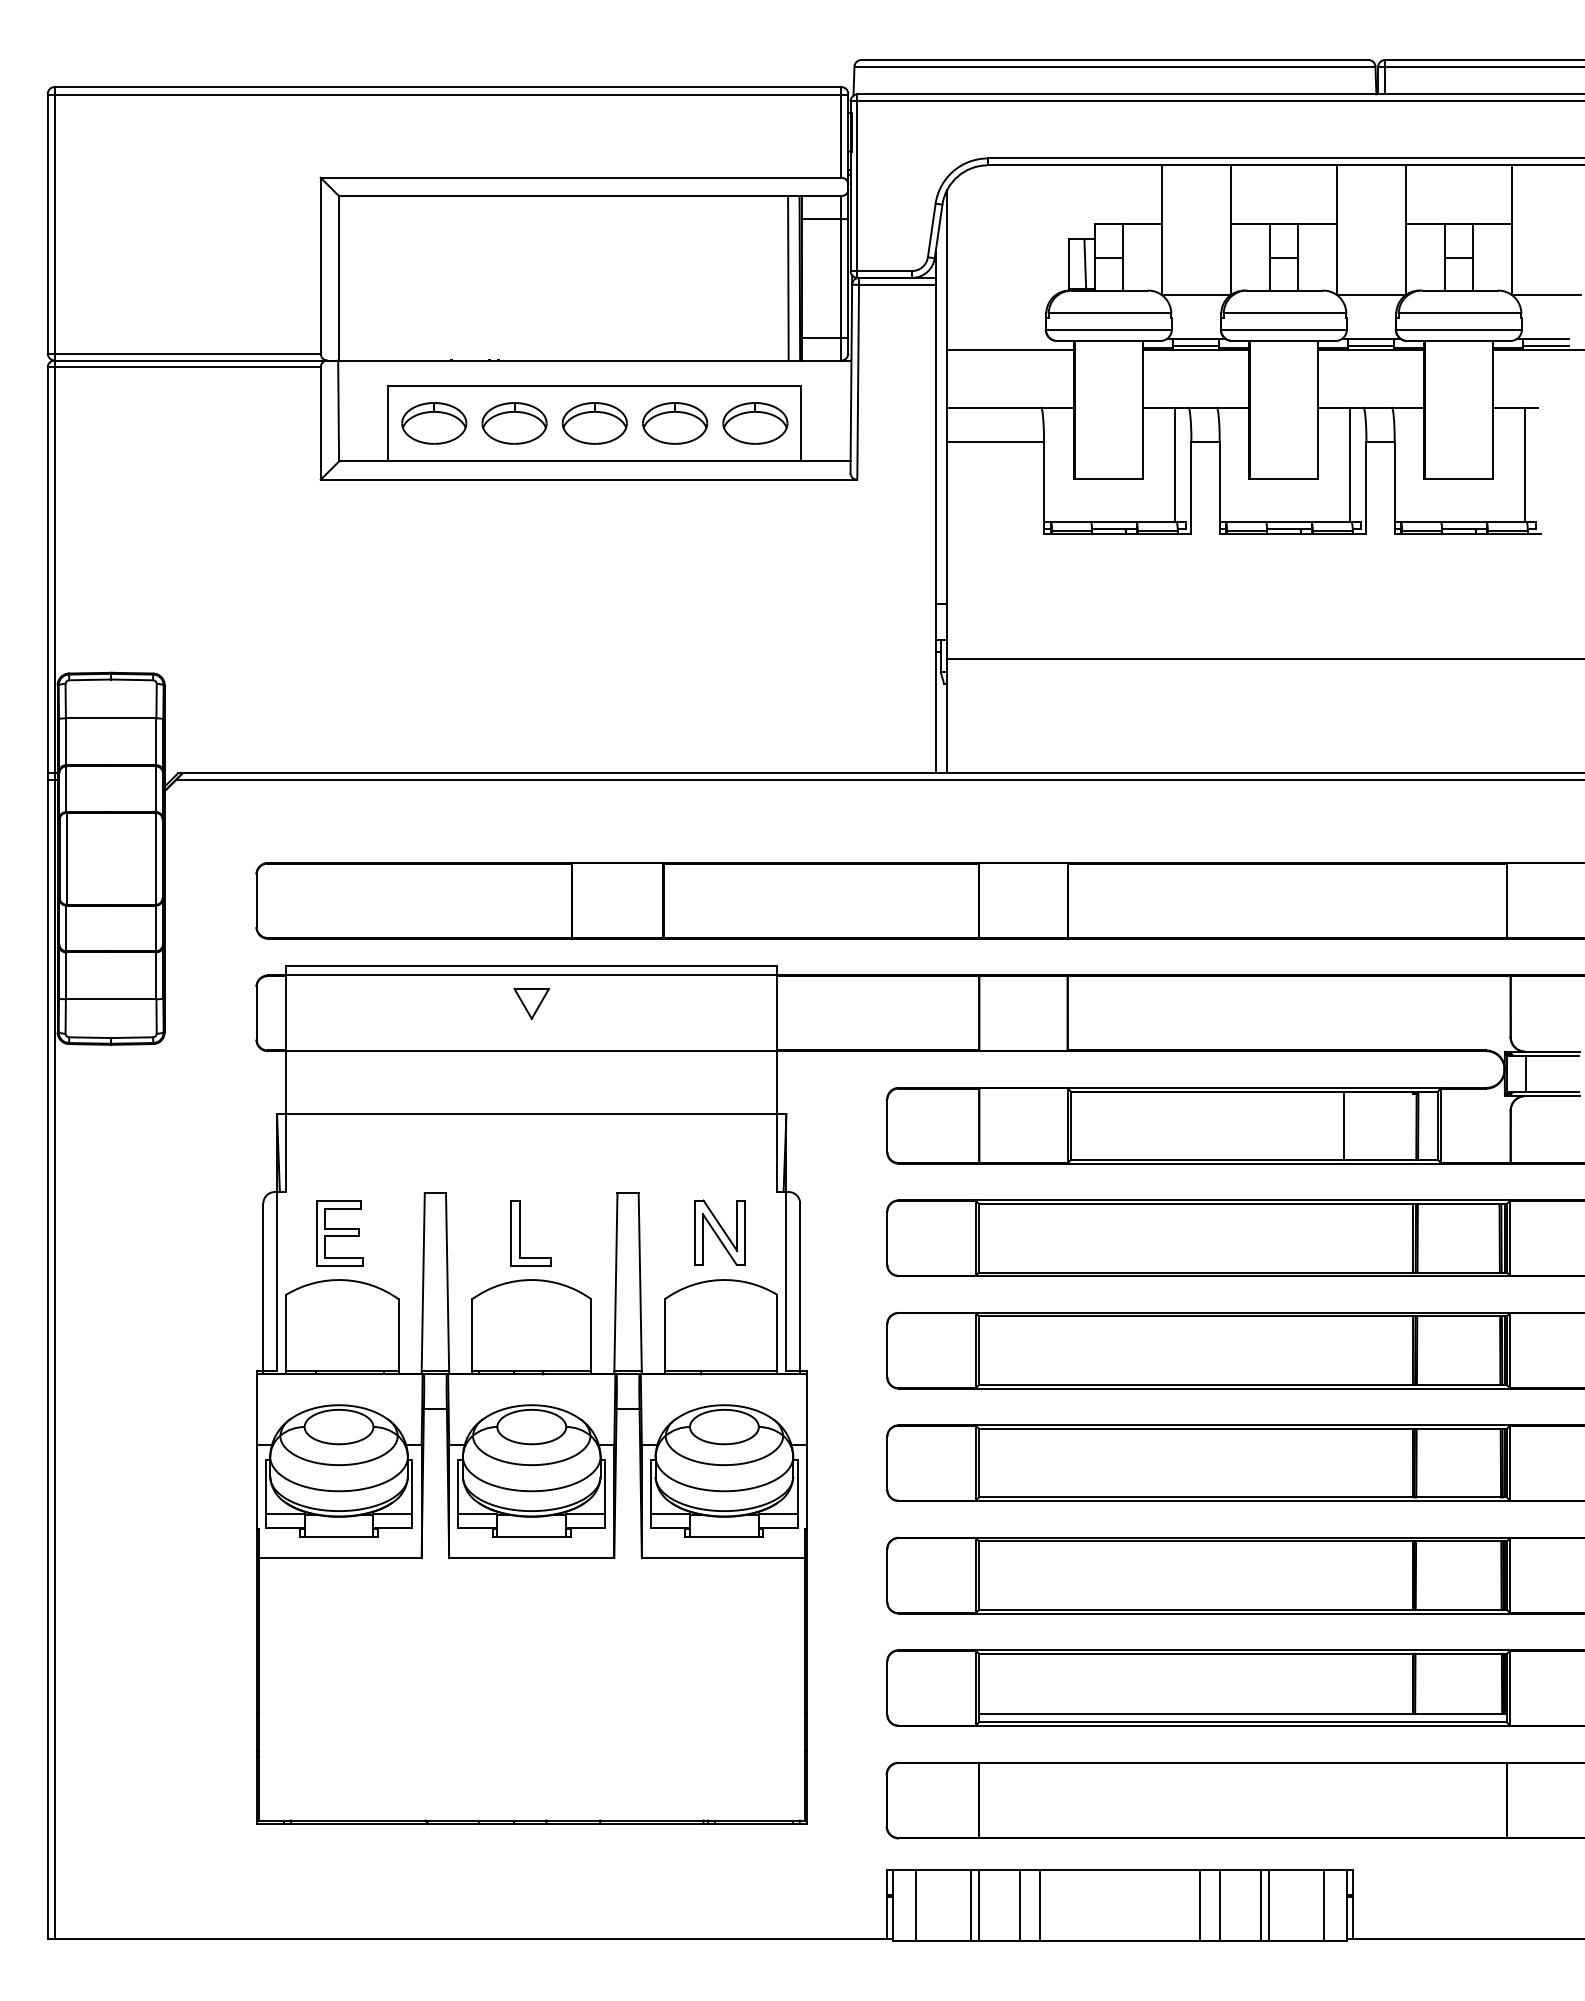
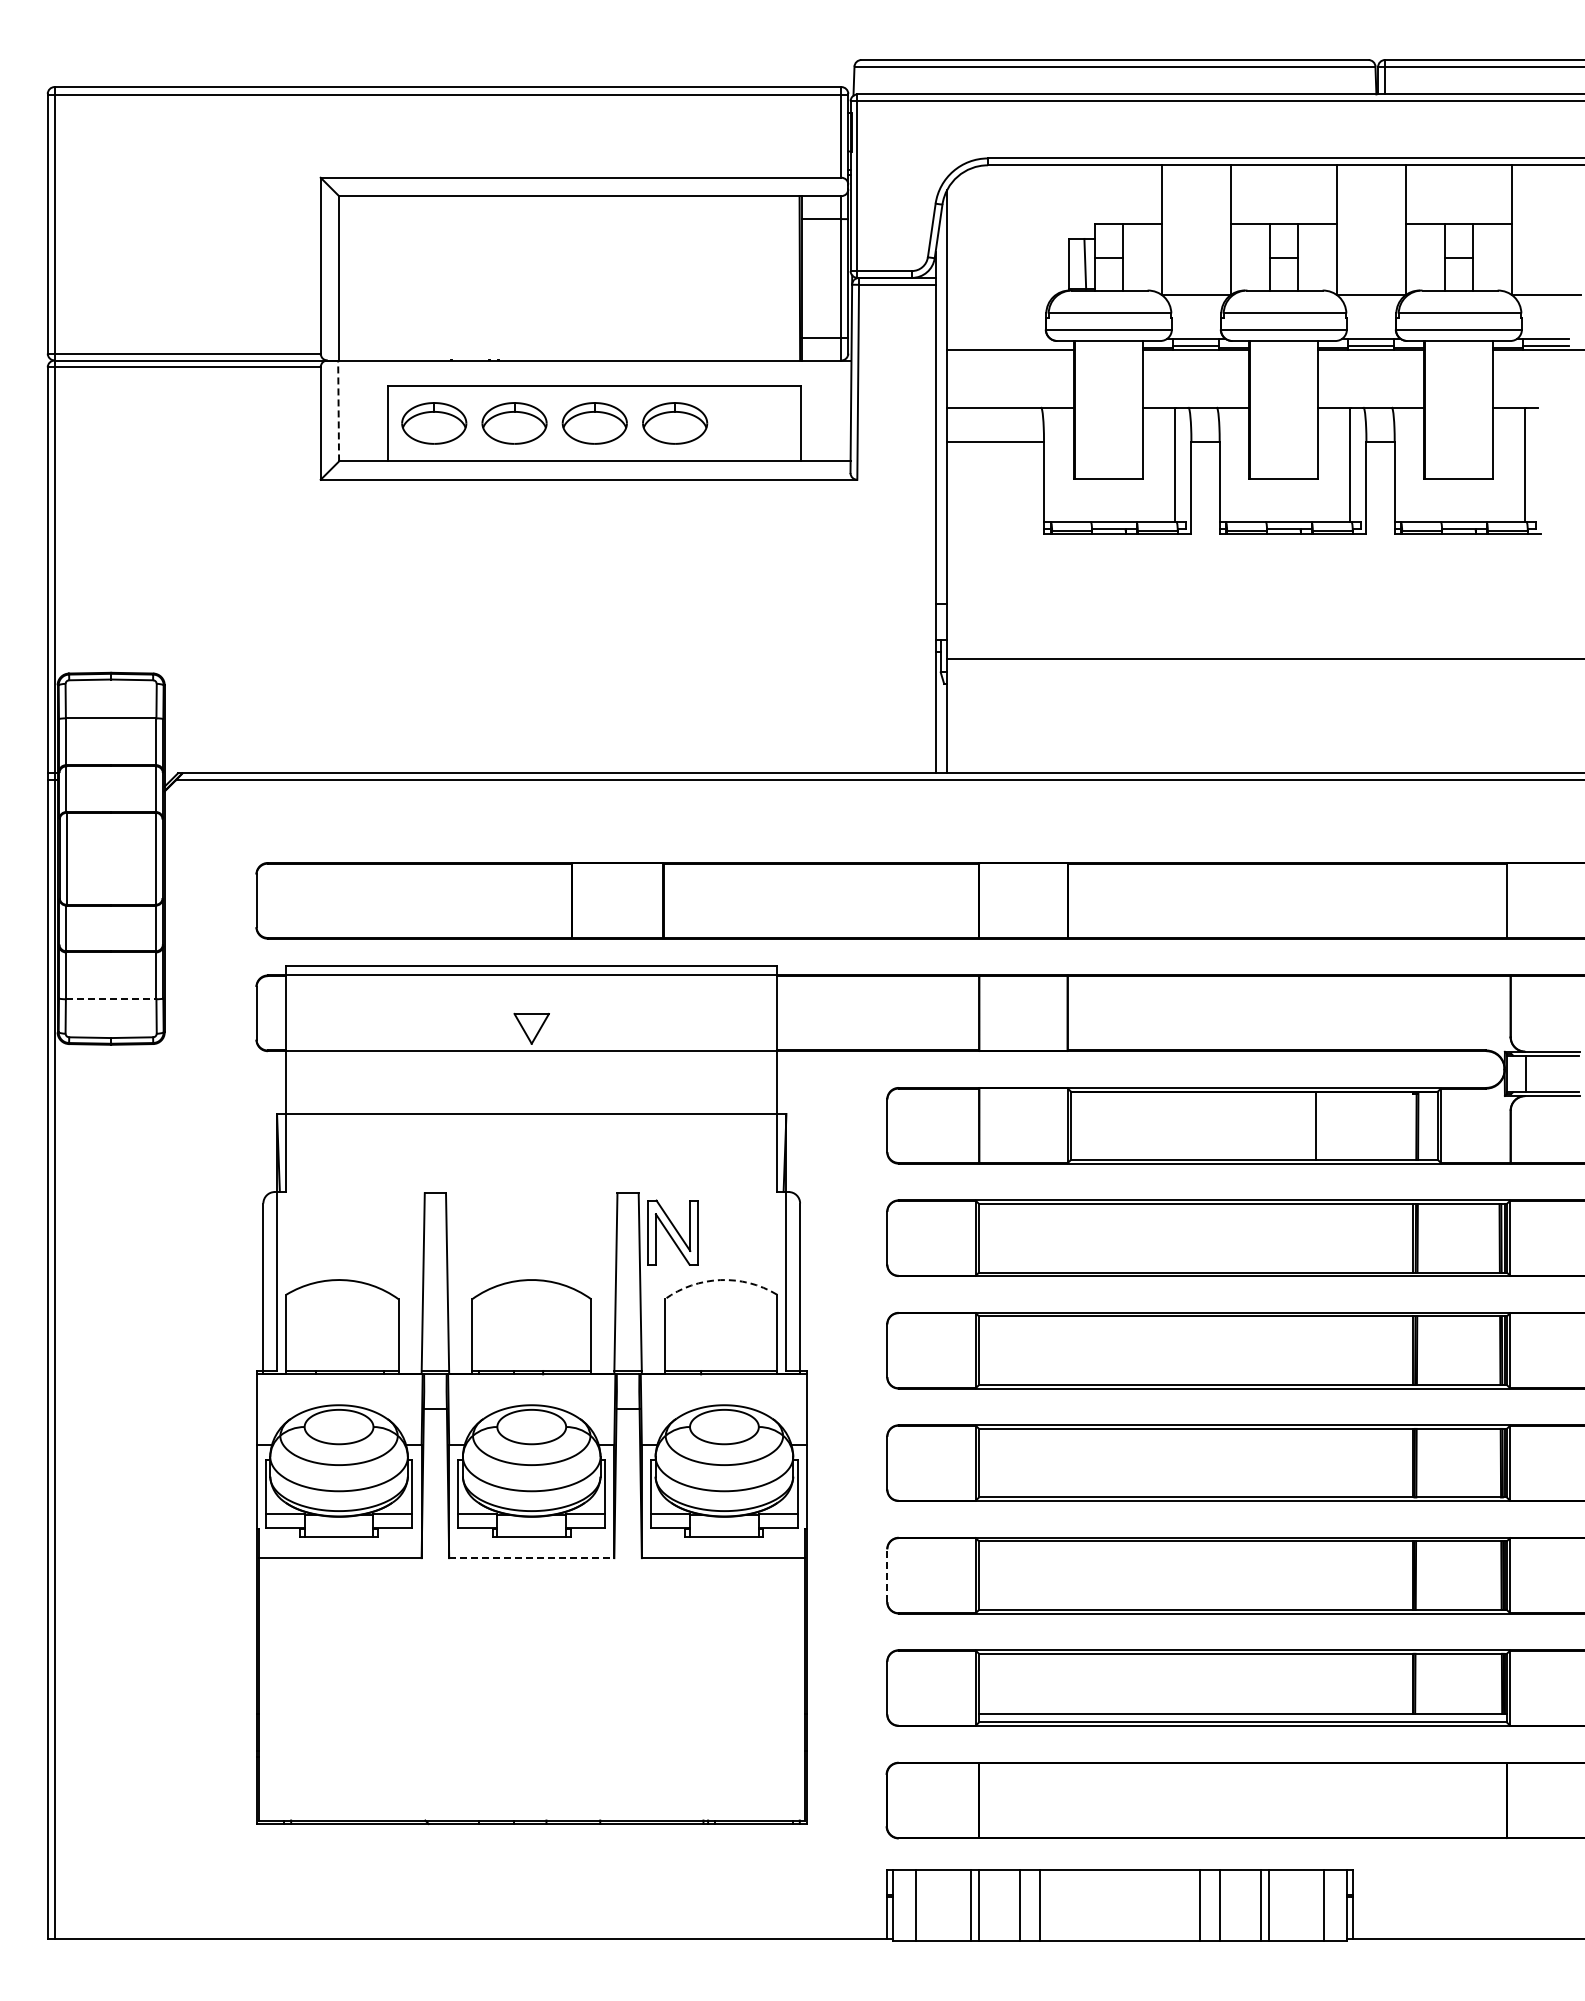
line: present -> none (788, 278)
line: solid -> dashed (338, 410)
part: present -> none (755, 423)
line: solid -> dashed (111, 999)
part position: (531, 1003) -> (531, 1028) (531, 1028)
line position: (1344, 1126) -> (1316, 1126) (1316, 1126)
part position: (719, 1232) -> (672, 1232) (672, 1232)
part: present -> none (339, 1233)
part: present -> none (520, 1233)
arc: solid -> dashed (720, 1280)
line: solid -> dashed (531, 1558)
line: solid -> dashed (887, 1575)
